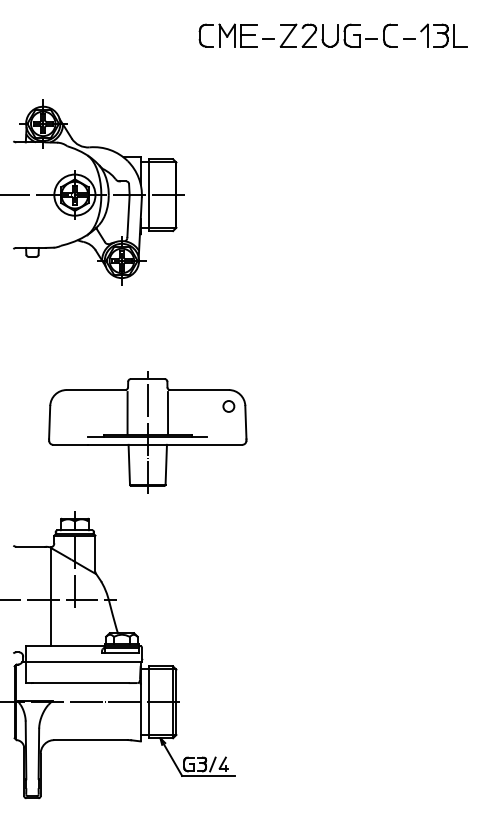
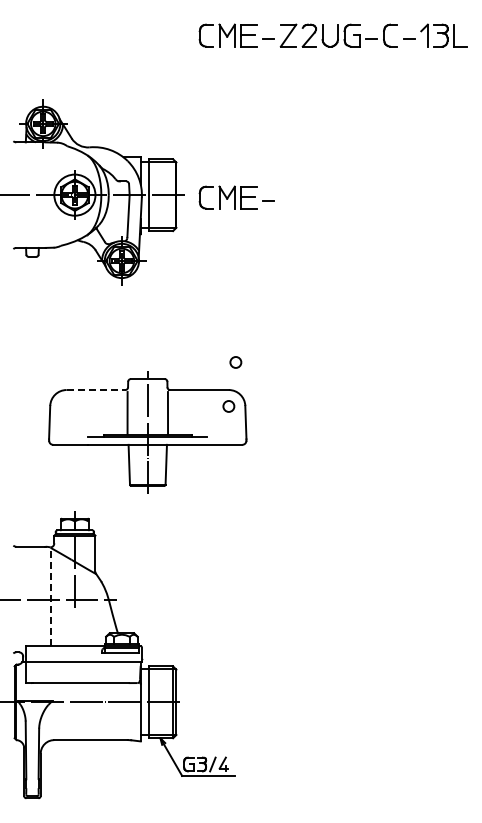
part: none -> present (236, 197)
circle: none -> present (235, 362)
line: solid -> dashed (96, 390)
line: solid -> dashed (50, 596)
